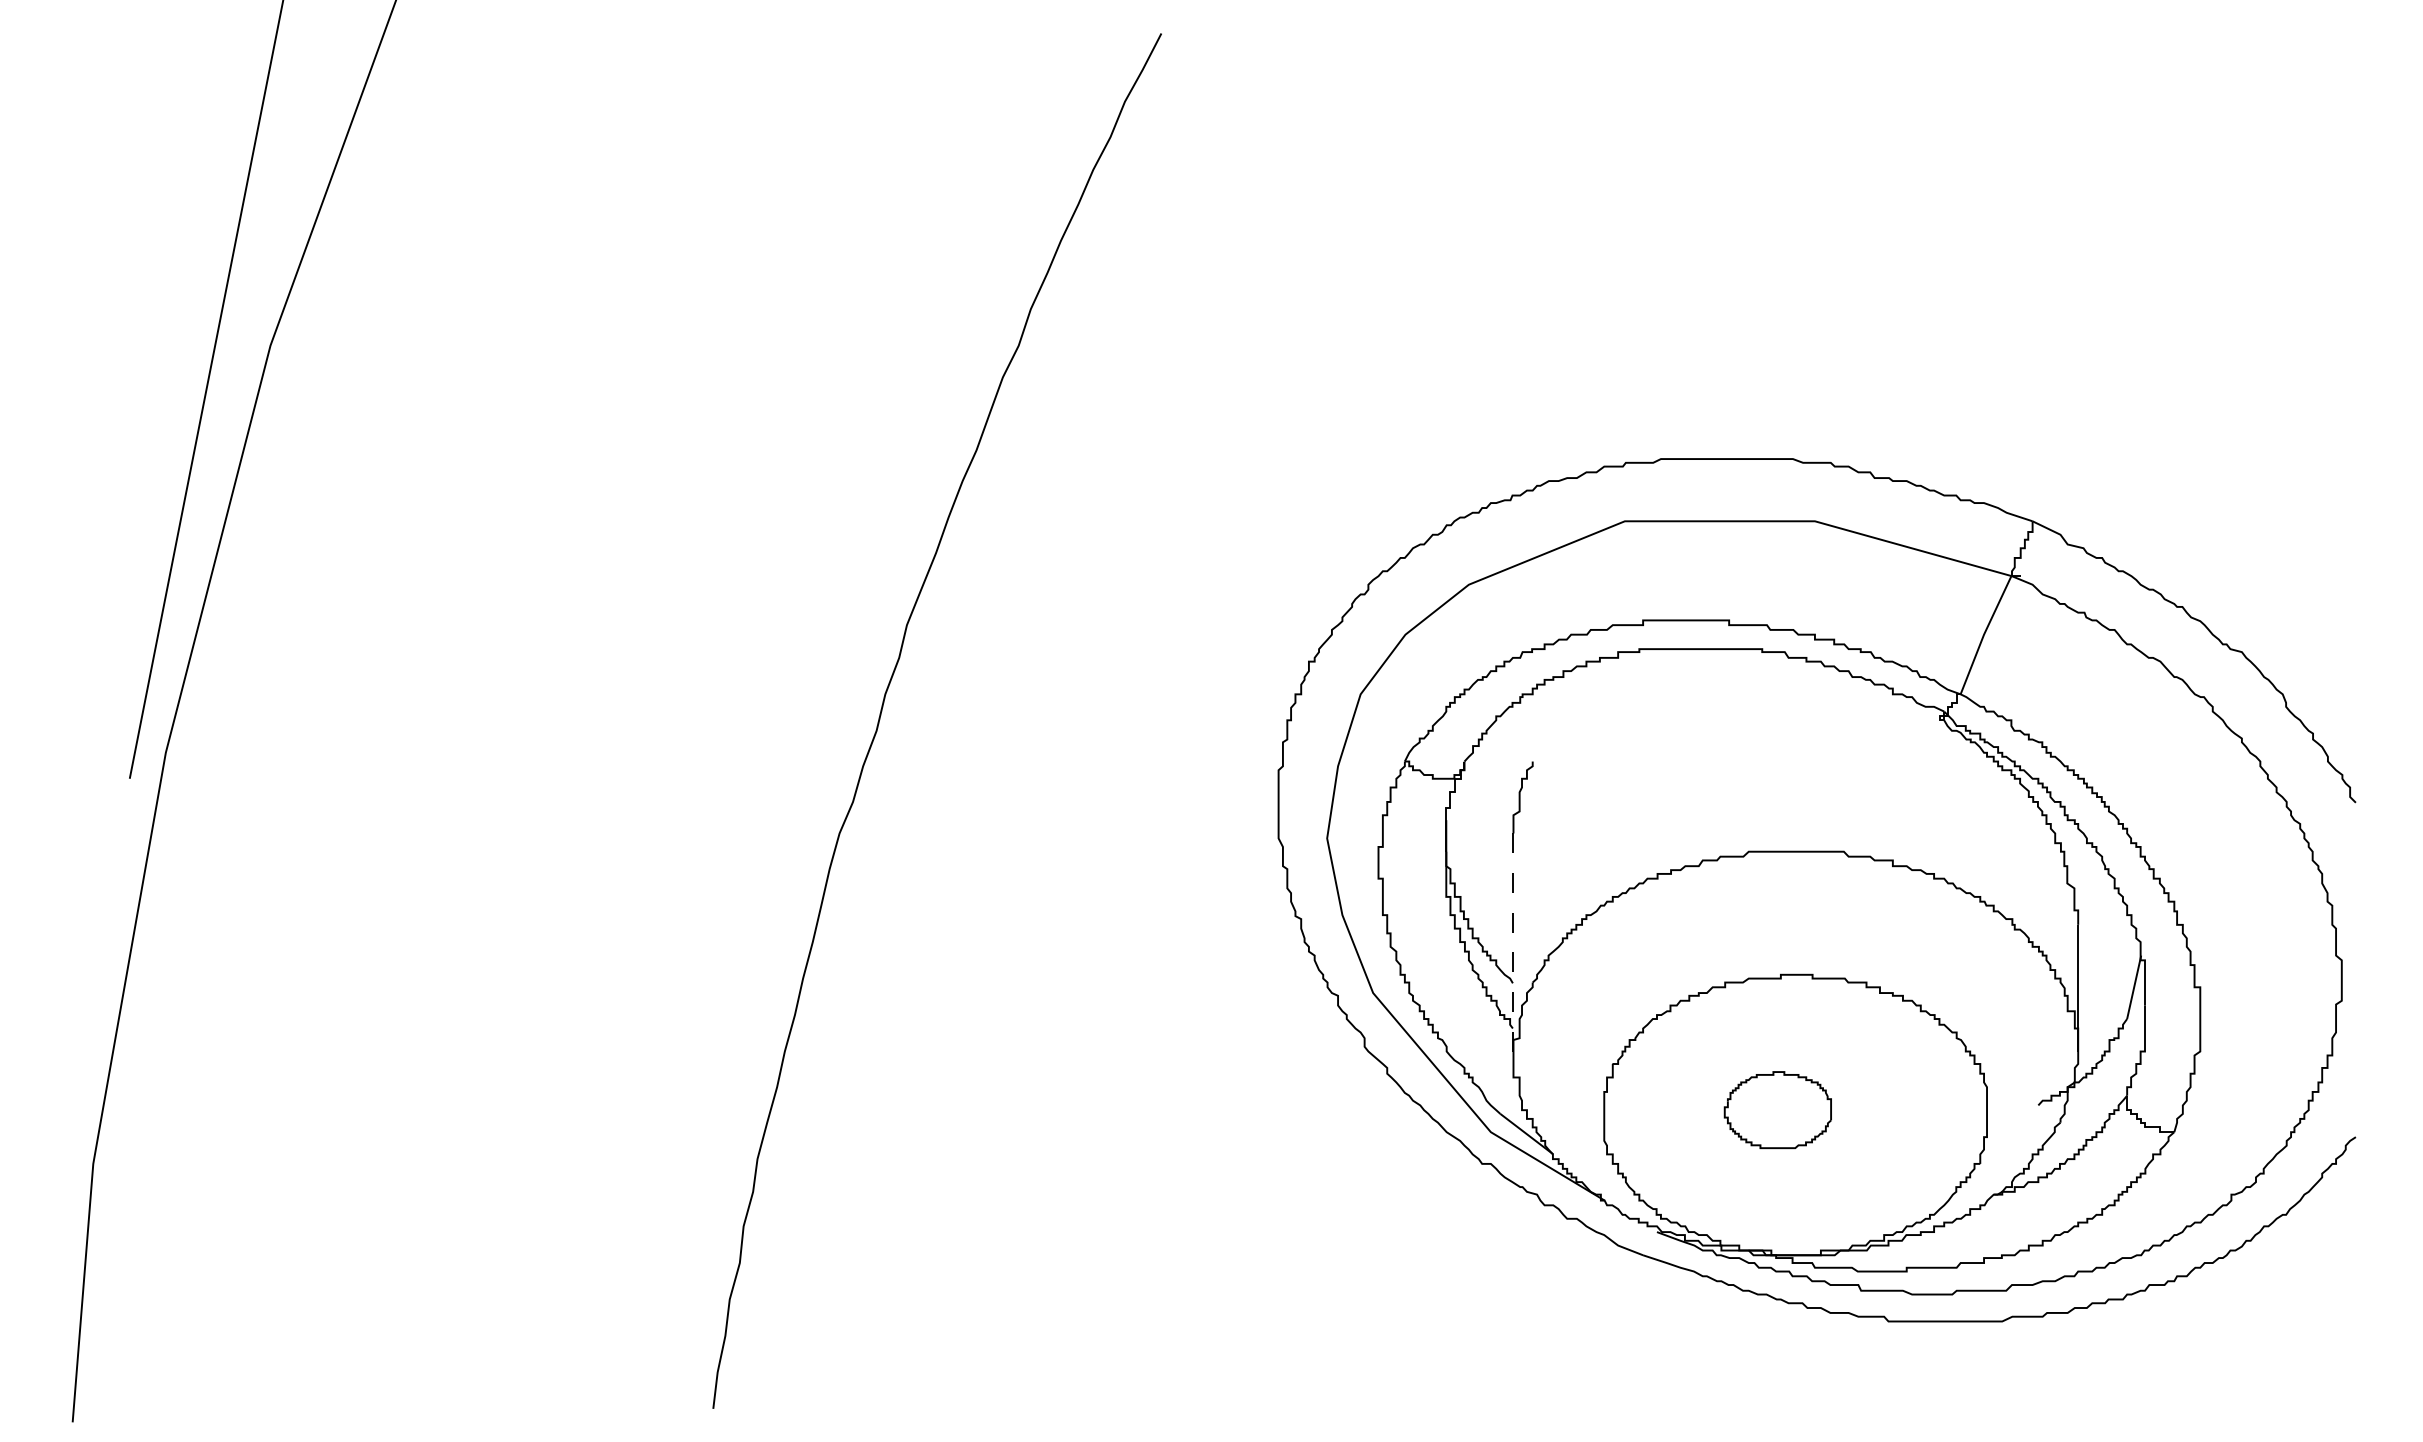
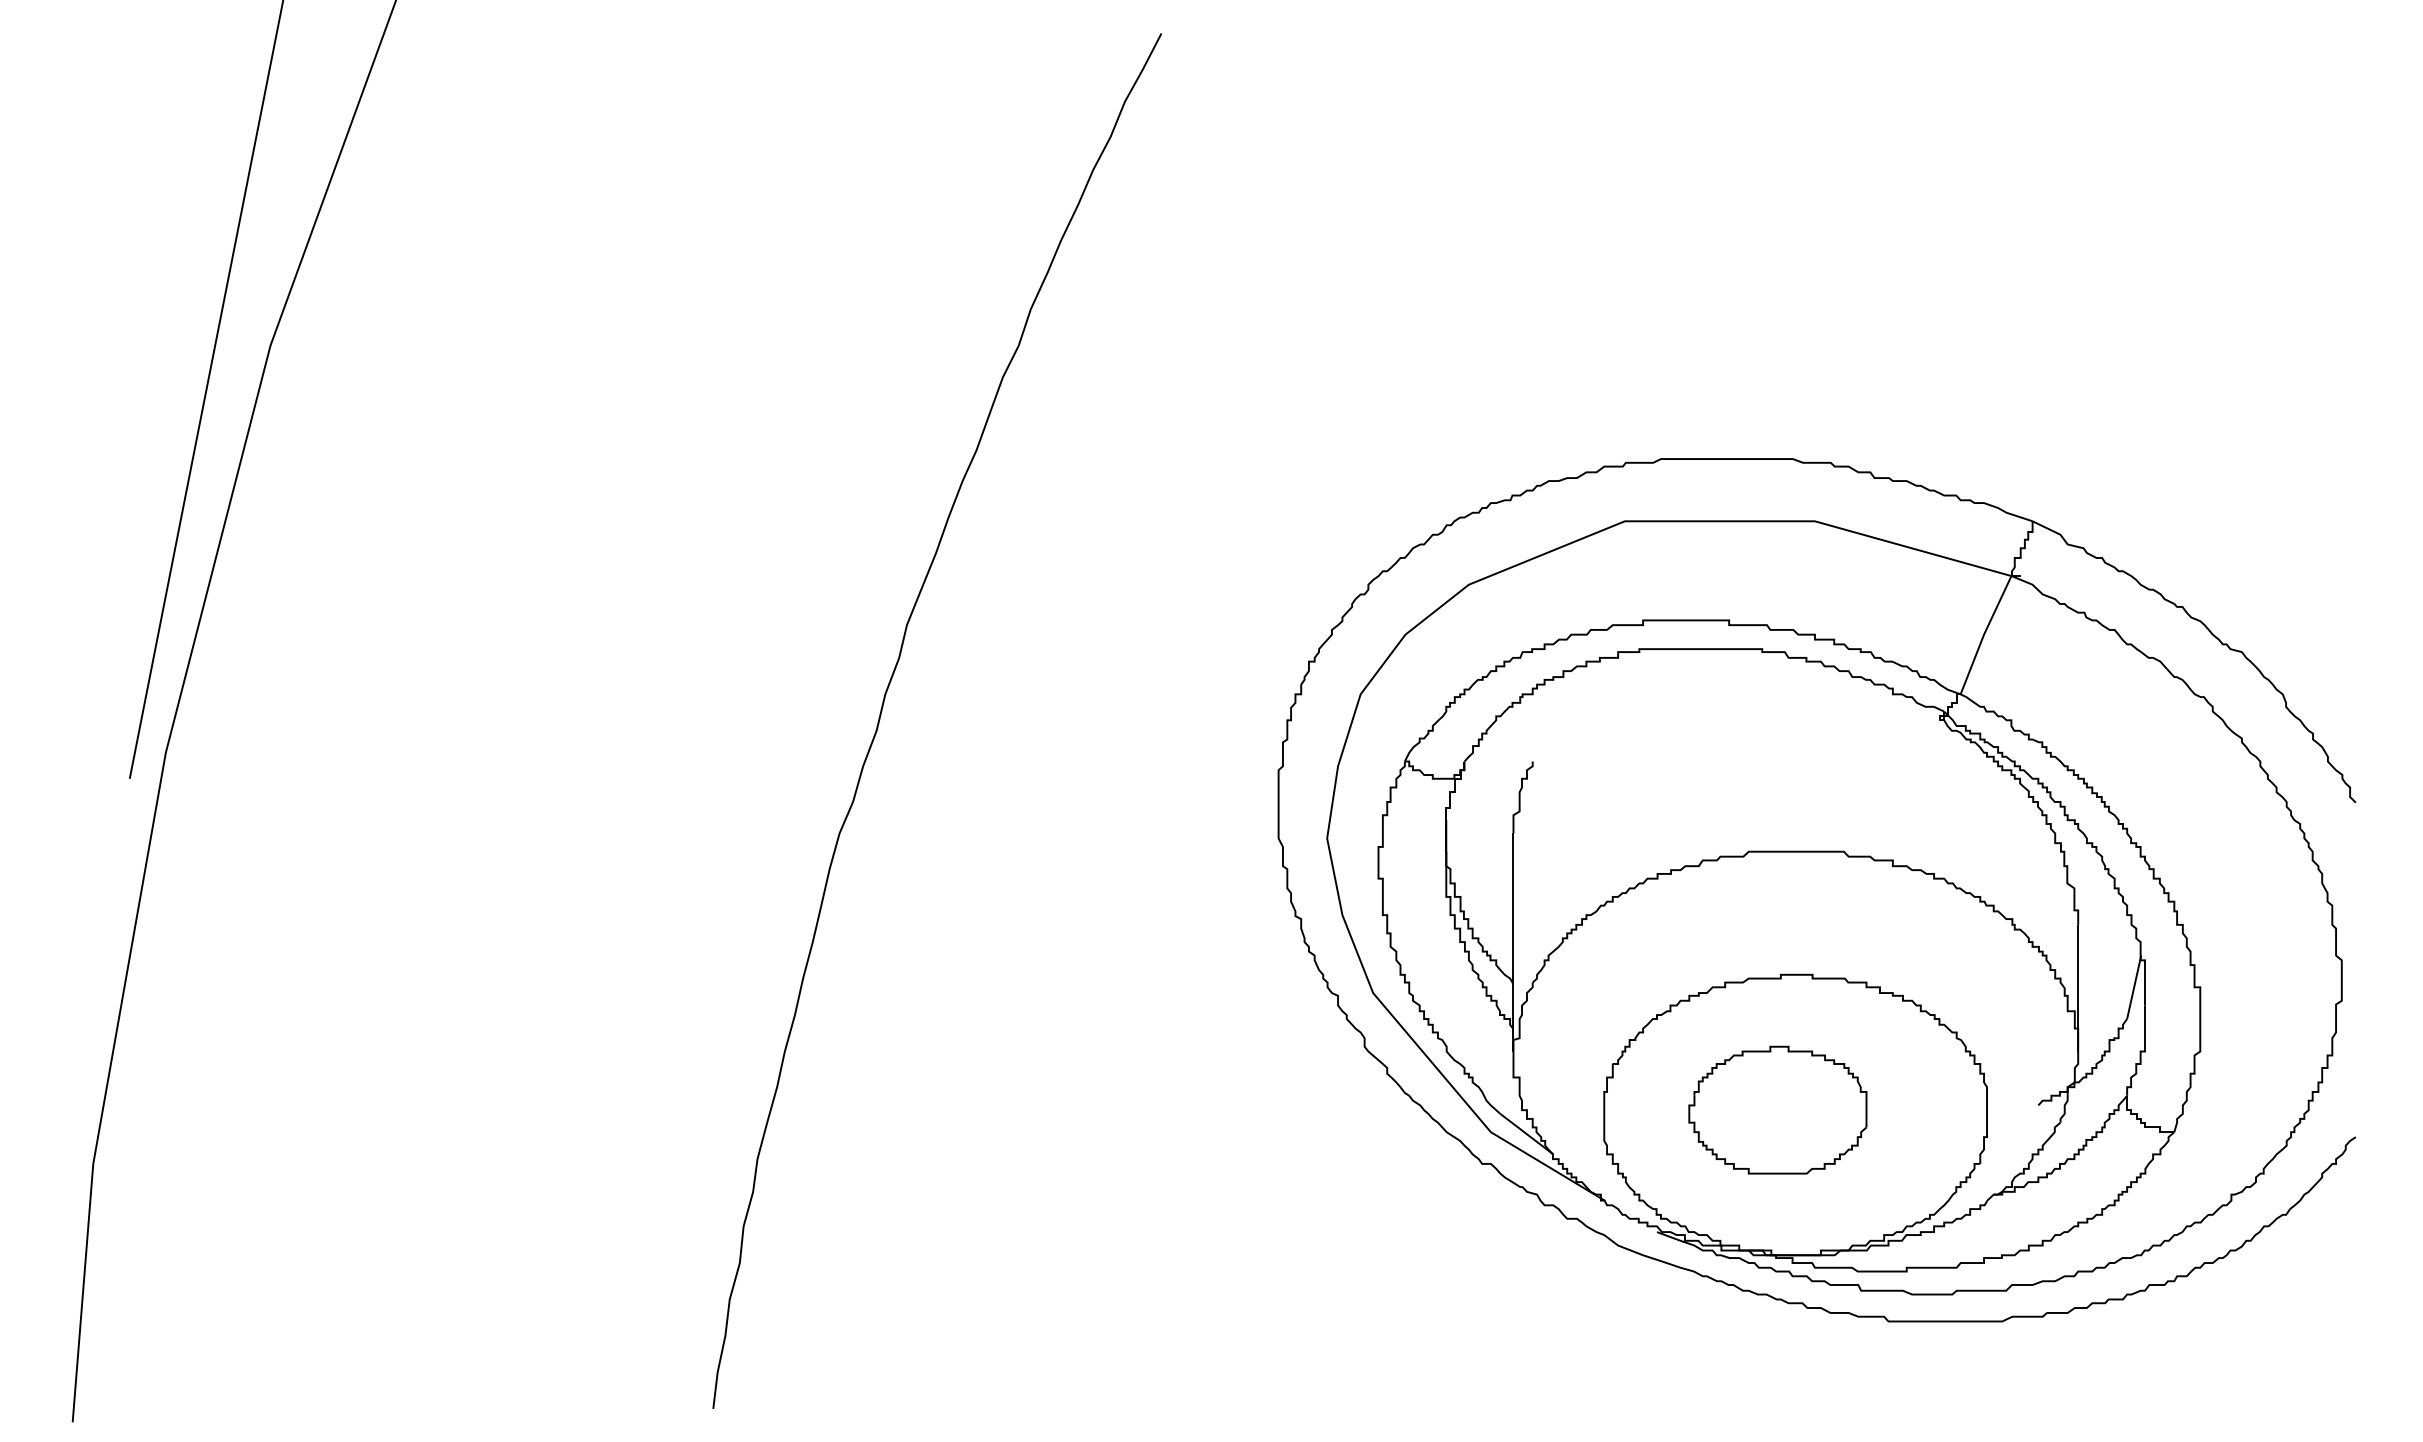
line: dashed -> solid (1512, 942)
part size: 109x79 px -> 180x130 px (1777, 1109)
